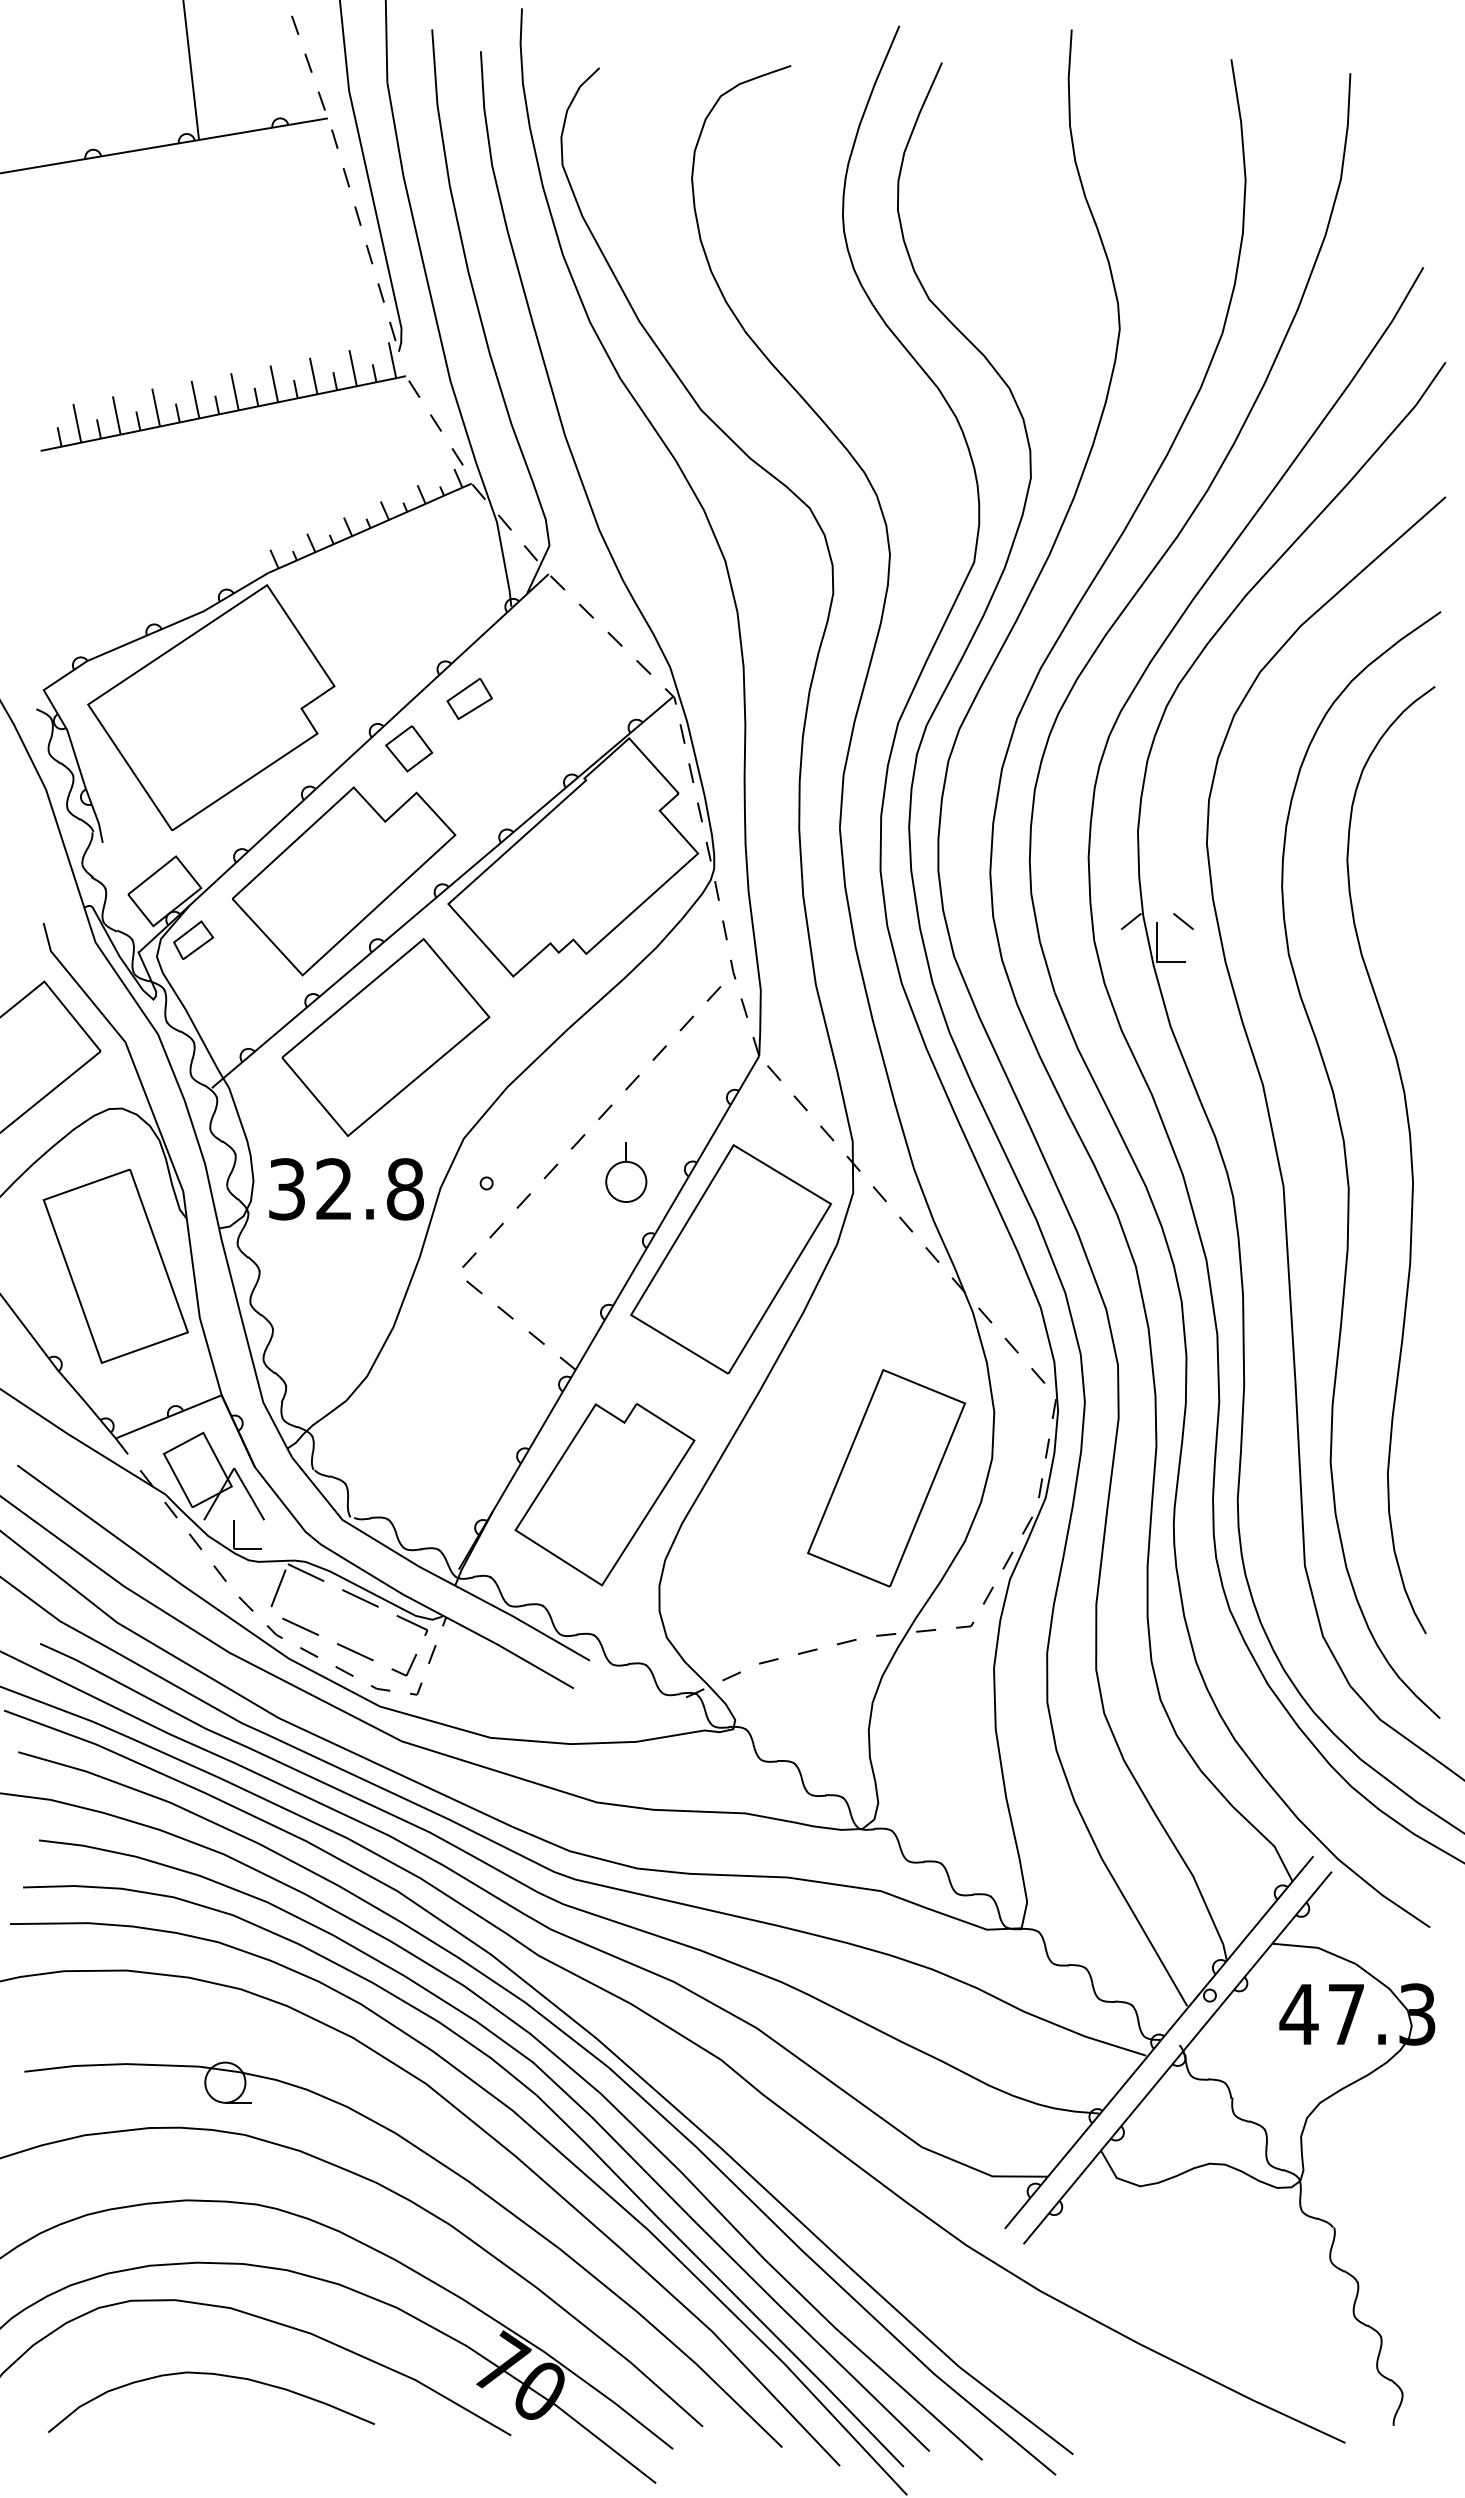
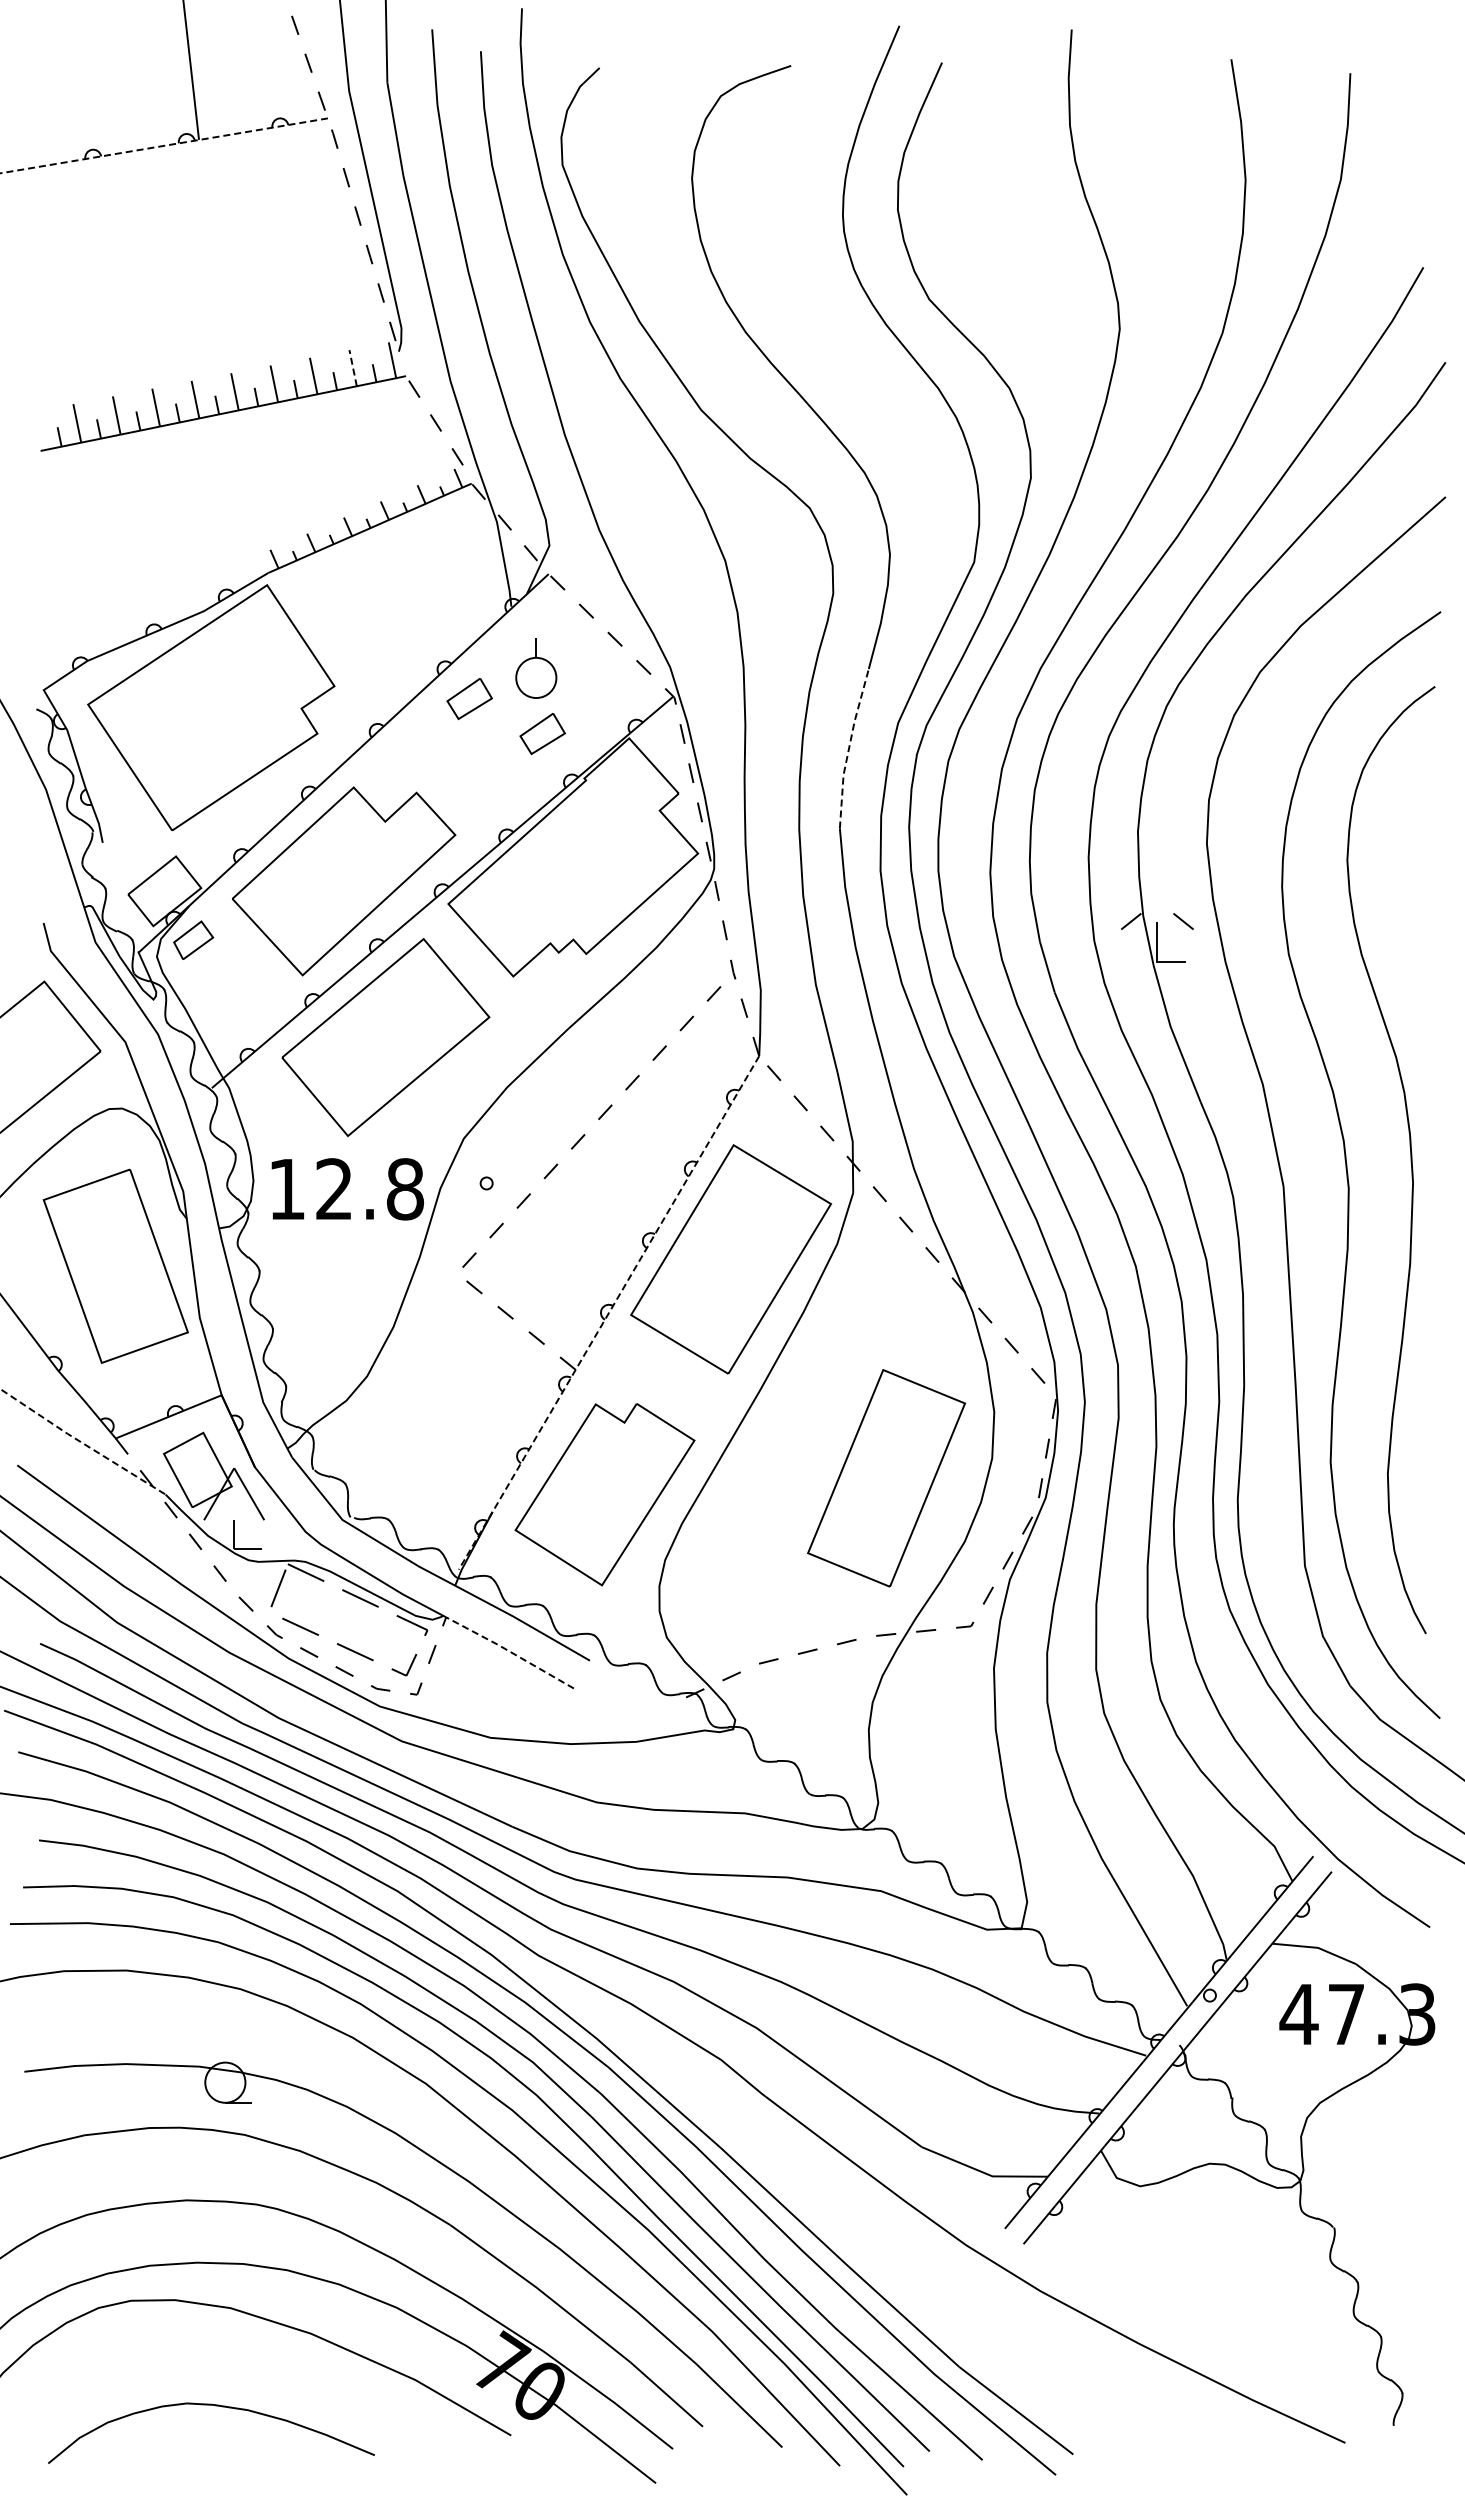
line: solid -> dashed (164, 145)
line: solid -> dashed (353, 367)
part: none -> present (542, 734)
line: solid -> dashed (849, 747)
part: present -> none (409, 748)
part position: (626, 1172) -> (536, 668) (536, 668)
text: 32.8 -> 12.8 (286, 1189)
line: solid -> dashed (608, 1313)
line: solid -> dashed (81, 1442)
line: solid -> dashed (509, 1651)
curve position: (215, 2375) -> (215, 2406) (215, 2406)
